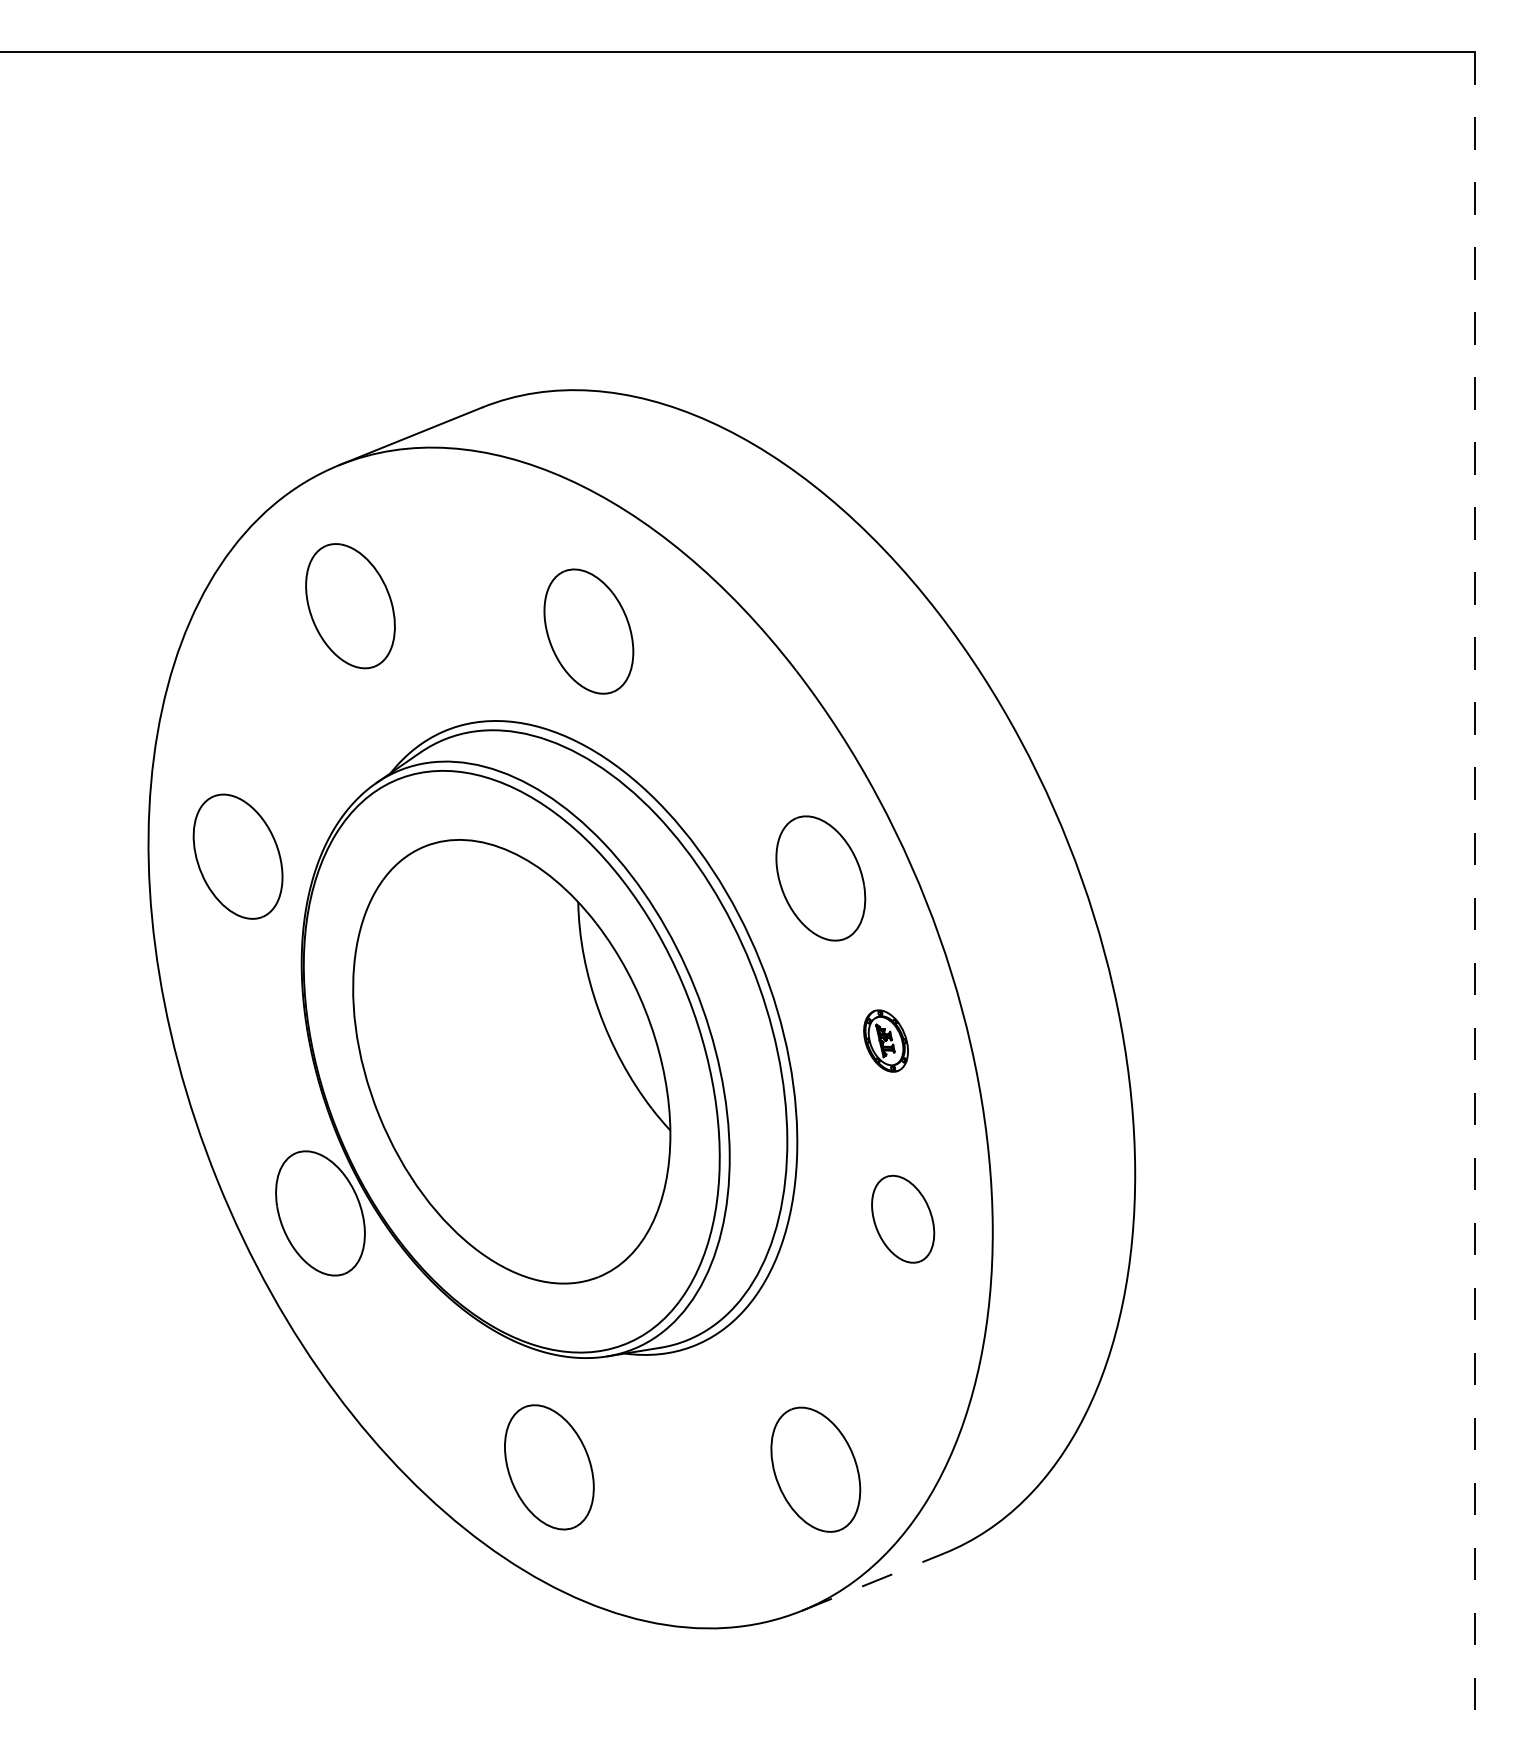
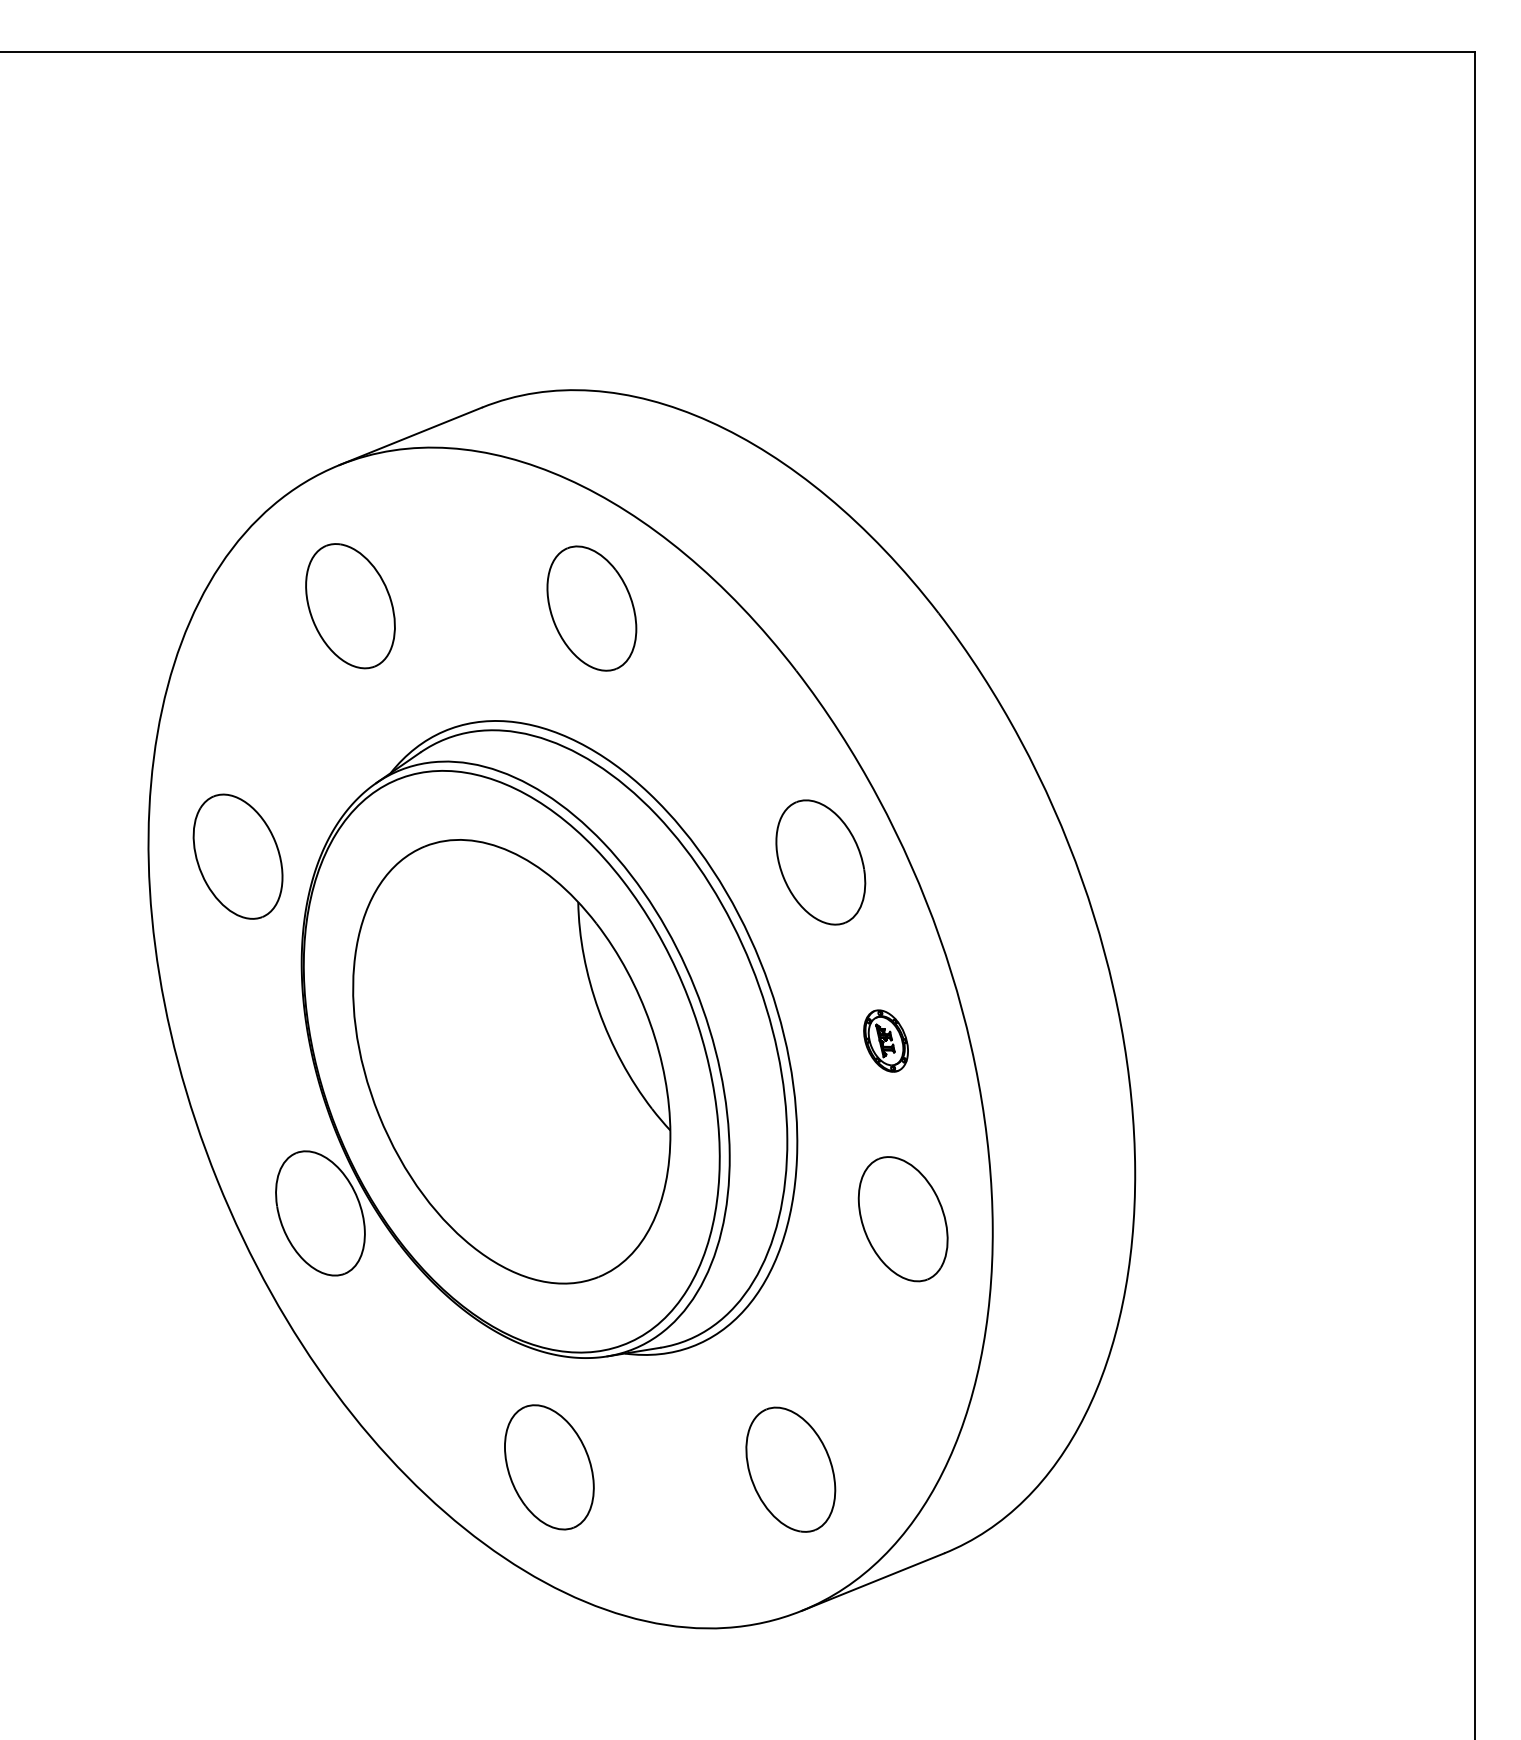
part position: (588, 631) -> (591, 608) (591, 608)
part position: (820, 878) -> (820, 862) (820, 862)
line: dashed -> solid (1475, 895)
part size: 65x90 px -> 92x127 px (902, 1219)
part position: (815, 1469) -> (790, 1469) (790, 1469)
line: dashed -> solid (873, 1582)
